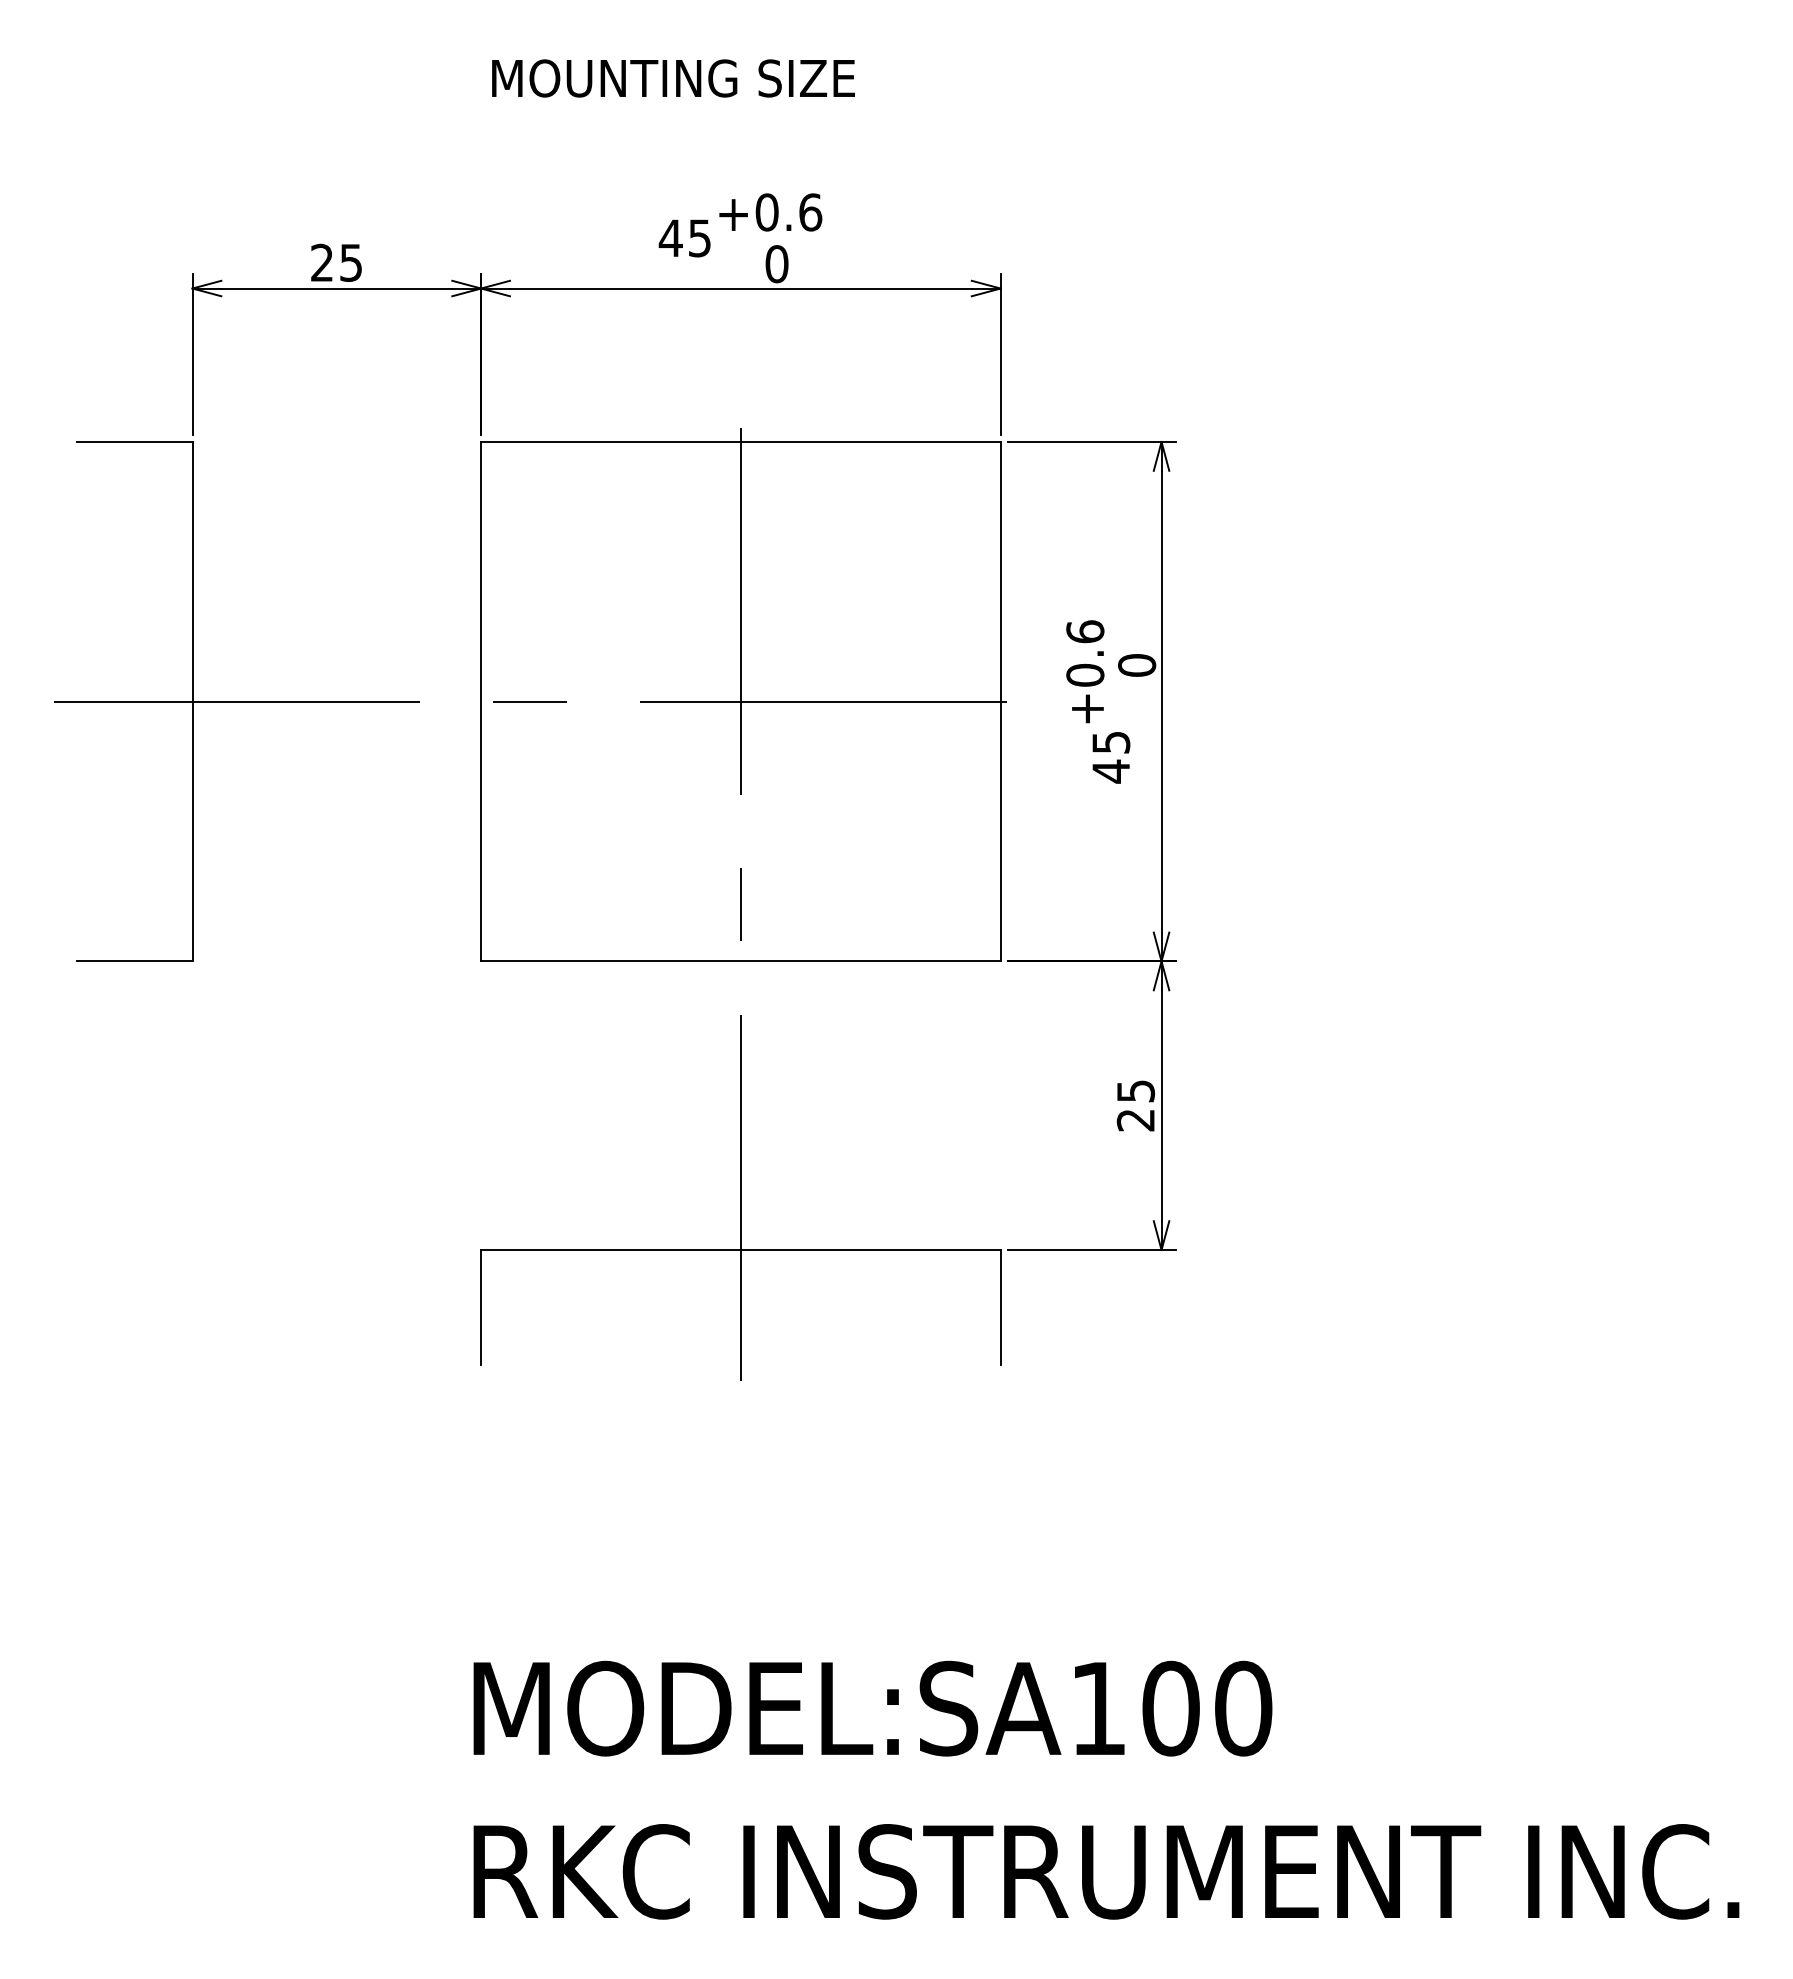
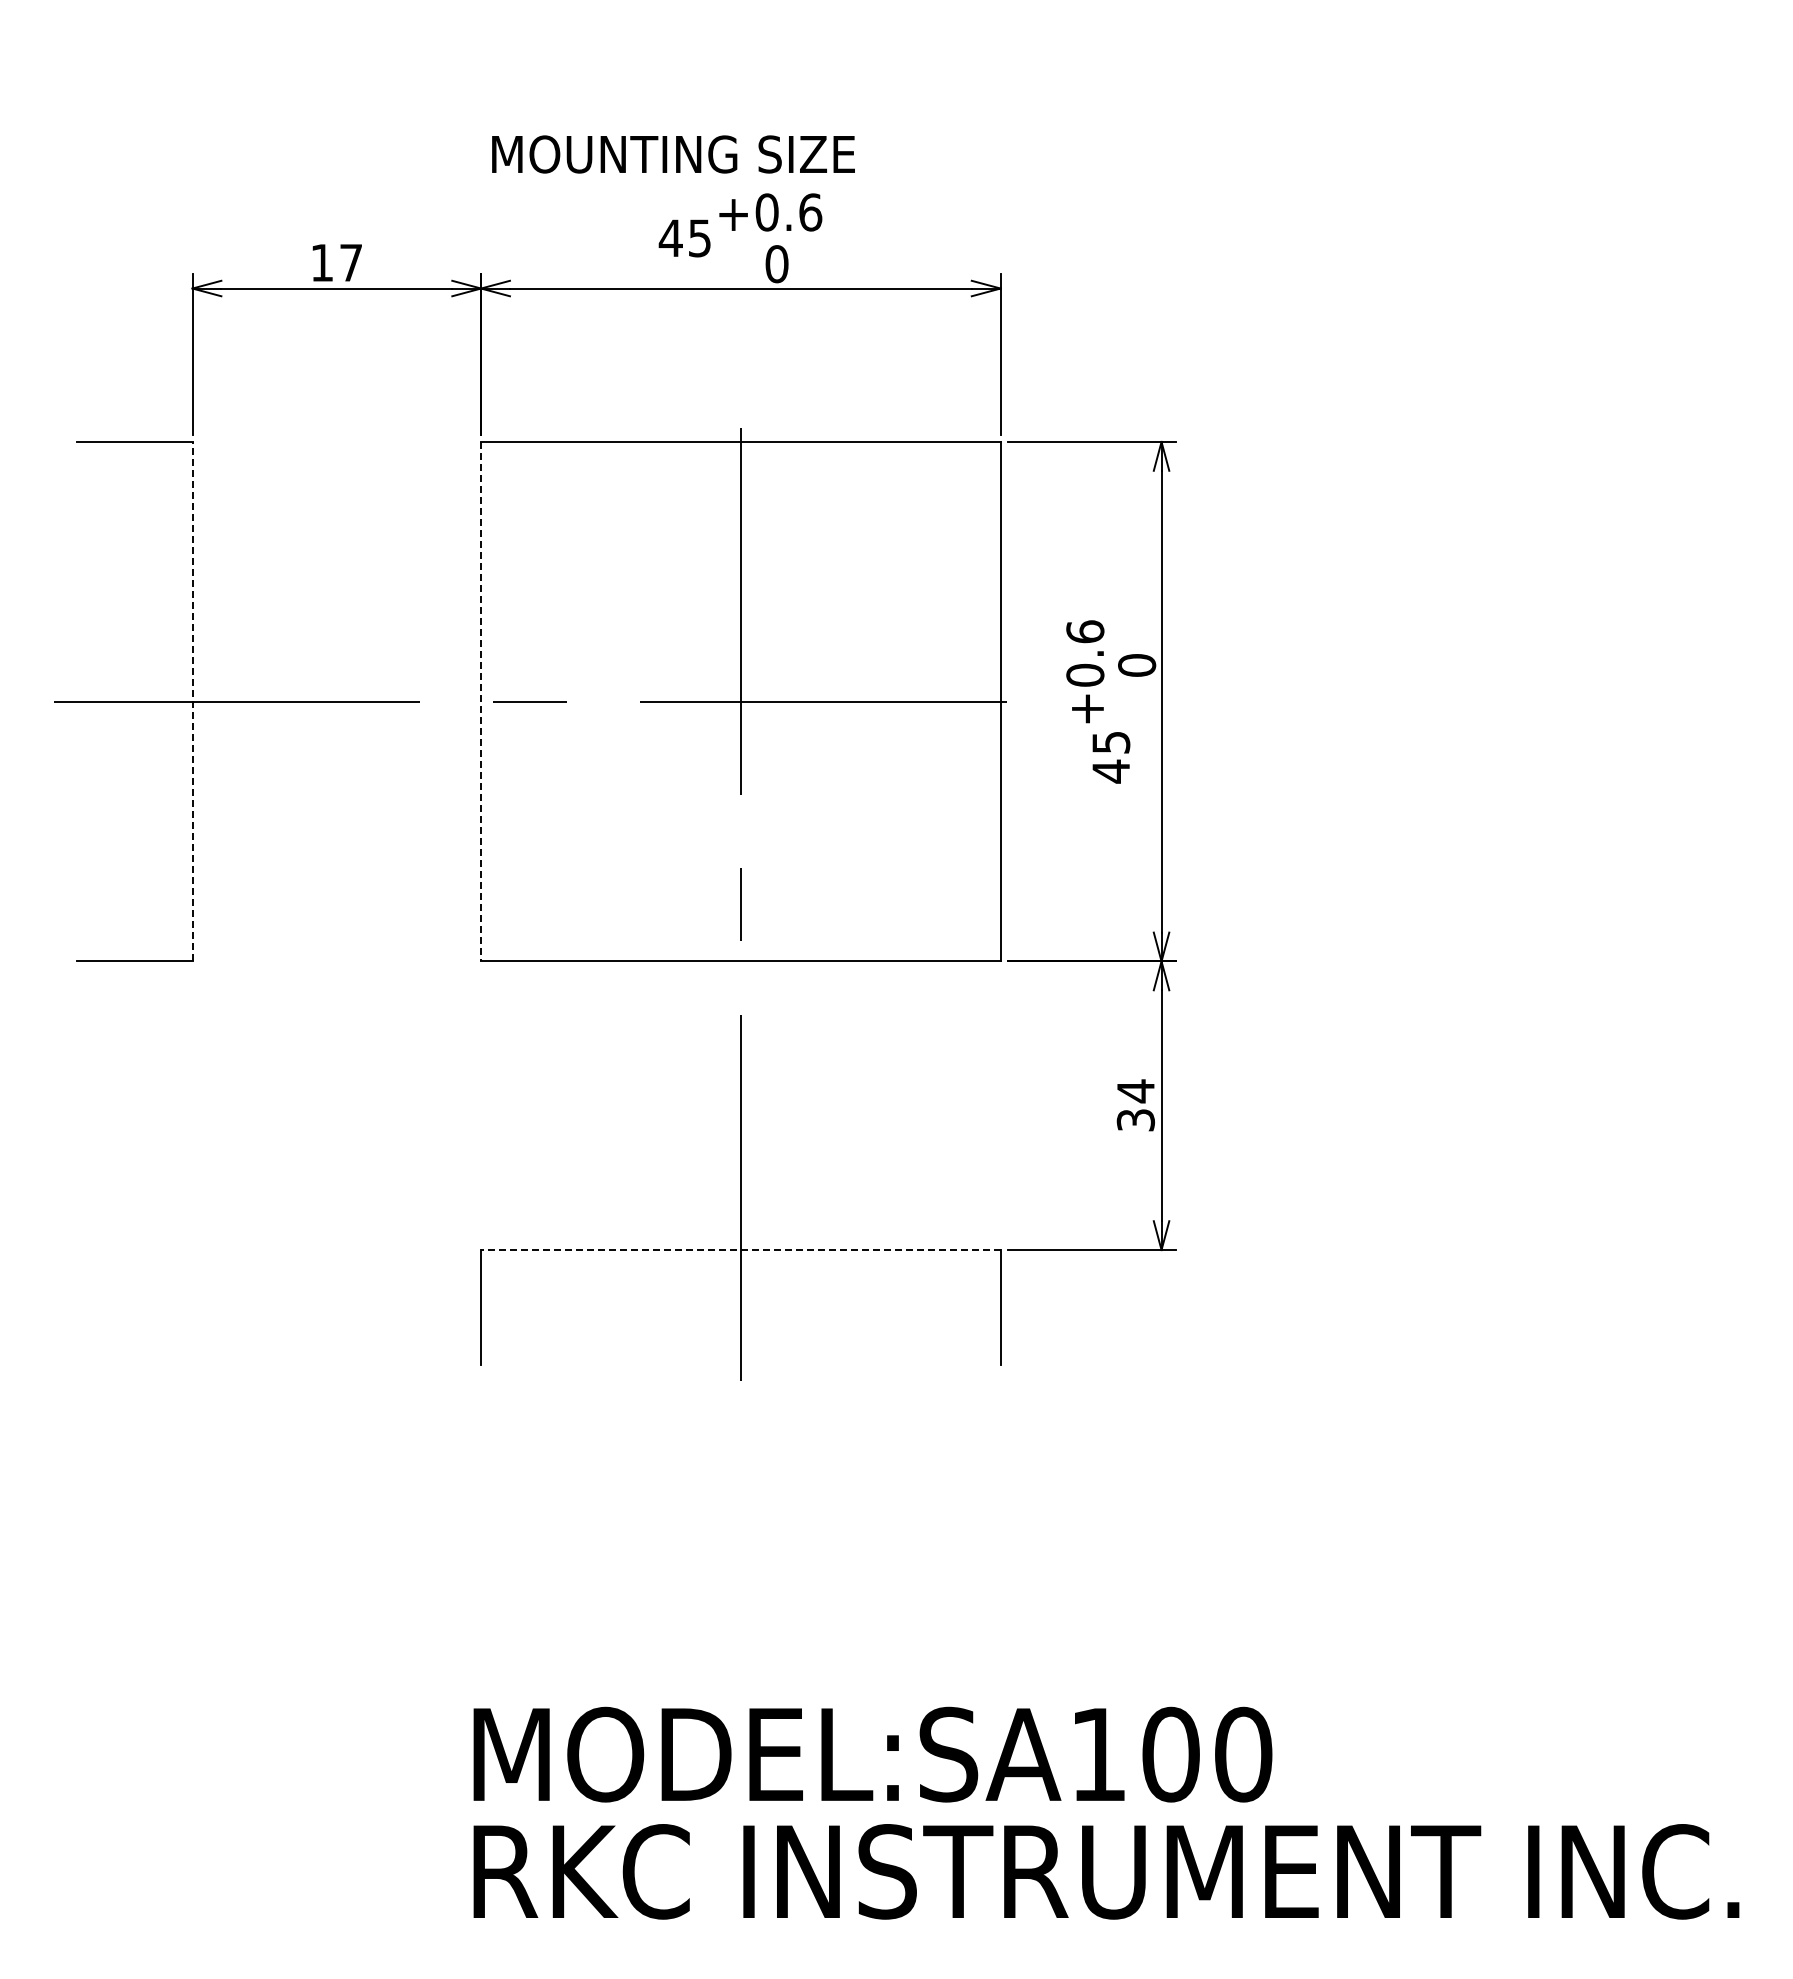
text position: (673, 78) -> (673, 154) (673, 154)
text: 25 -> 17 (336, 262)
line: solid -> dashed (192, 701)
line: solid -> dashed (481, 701)
text: 25 -> 34 (1136, 1105)
line: solid -> dashed (740, 1250)
text position: (872, 1708) -> (872, 1754) (872, 1754)
